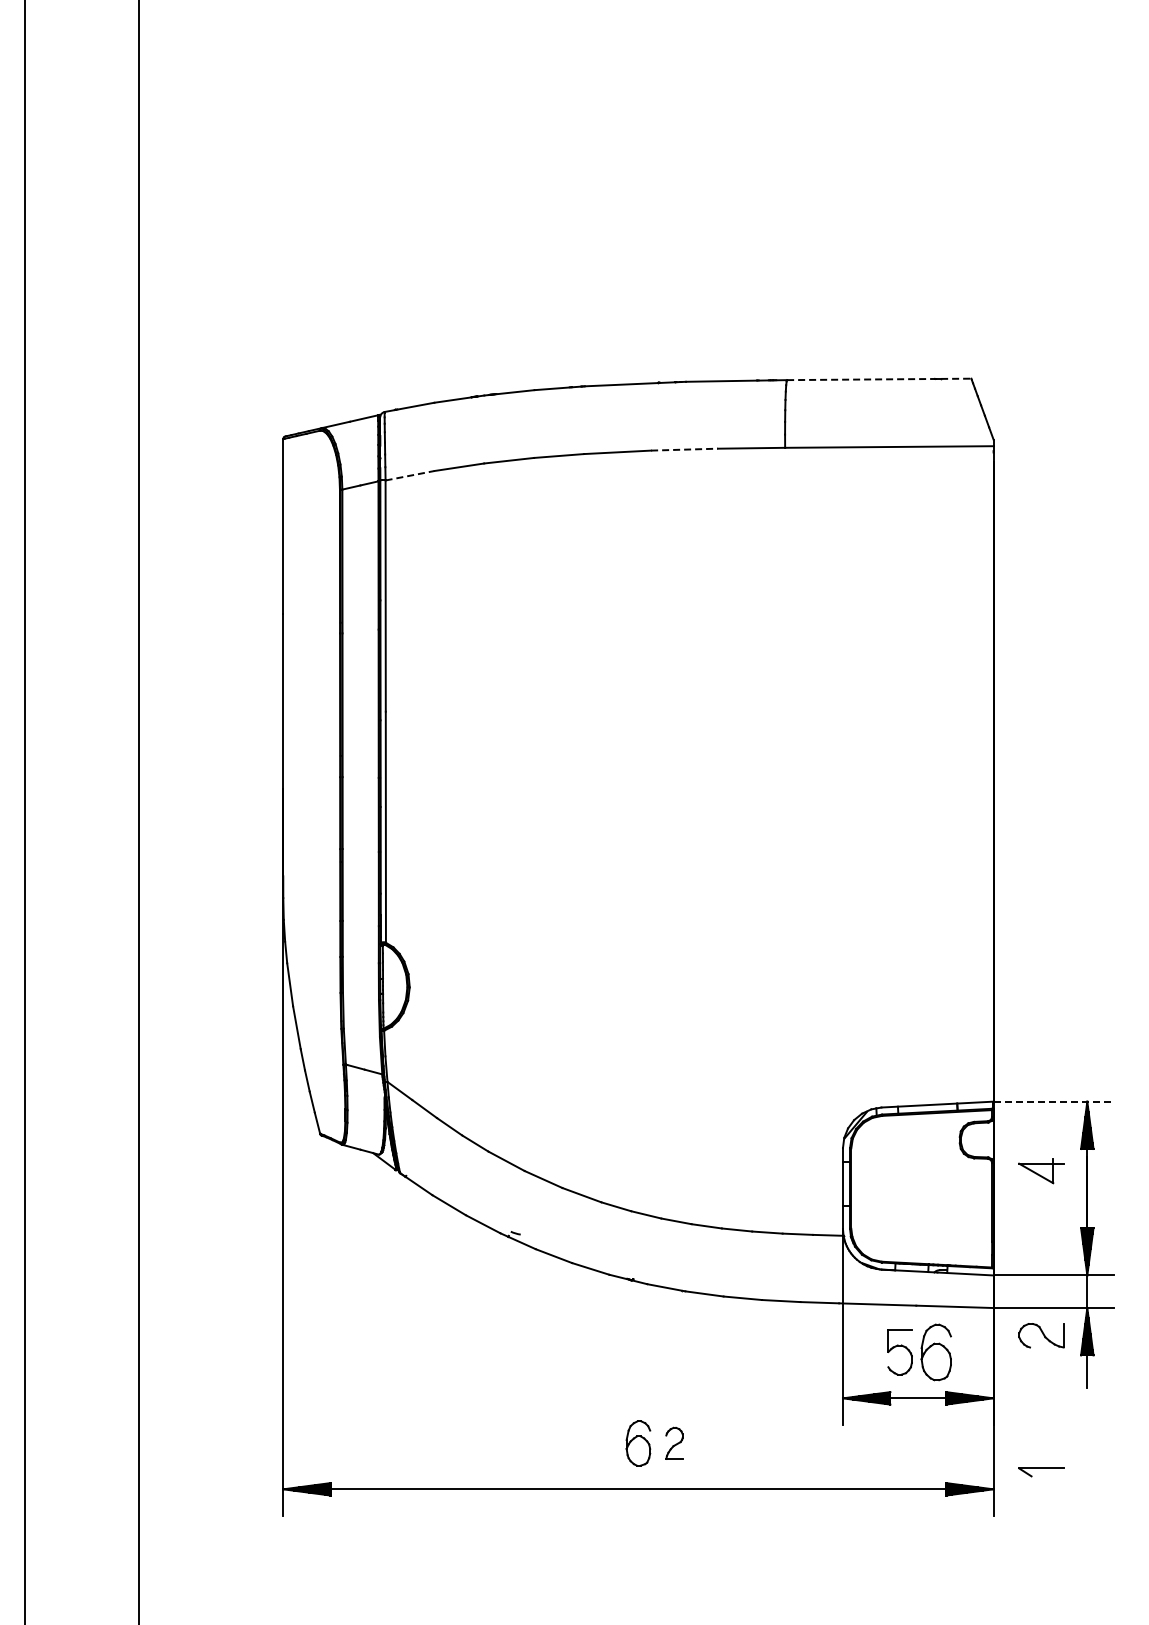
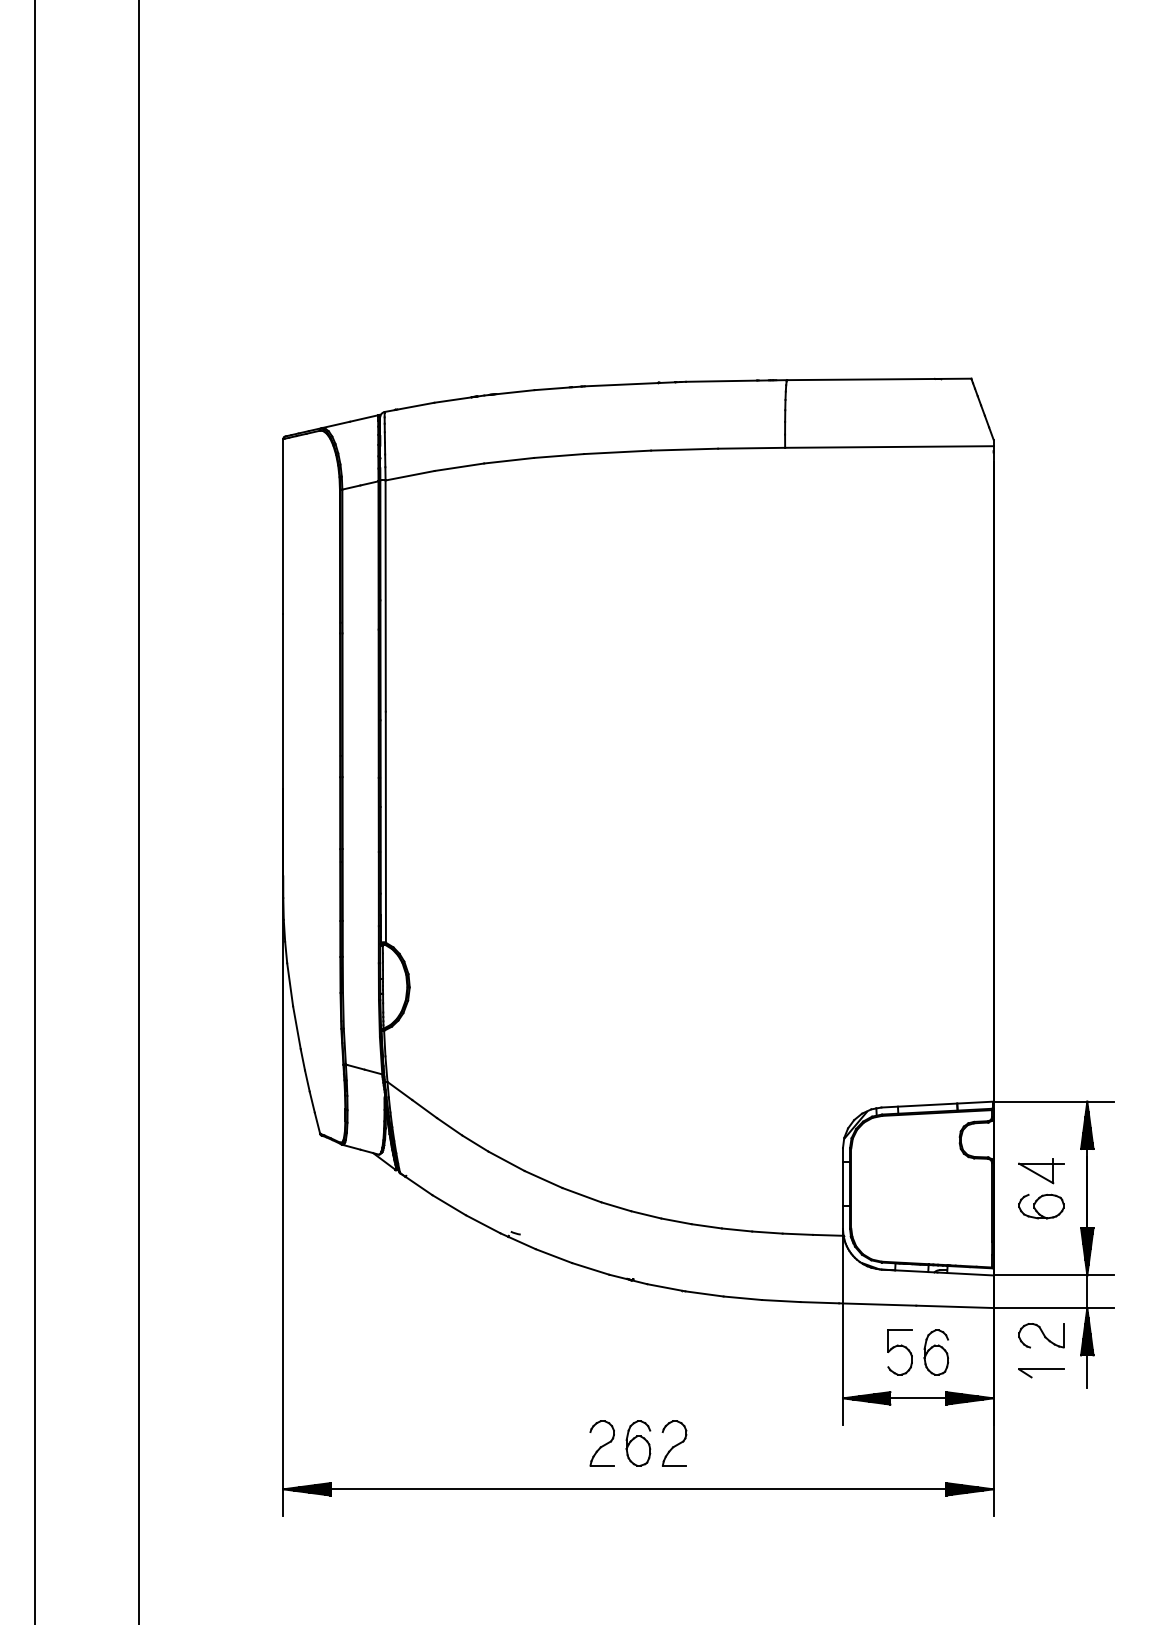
line: dashed -> solid (879, 379)
line: dashed -> solid (684, 449)
line: dashed -> solid (410, 475)
line position: (24, 811) -> (34, 811) (34, 811)
line: dashed -> solid (1054, 1101)
part: none -> present (1041, 1206)
part size: 32x59 px -> 27x47 px (936, 1352)
part size: 19x34 px -> 27x47 px (674, 1443)
part: none -> present (601, 1443)
part position: (1041, 1472) -> (1041, 1373) (1041, 1373)
